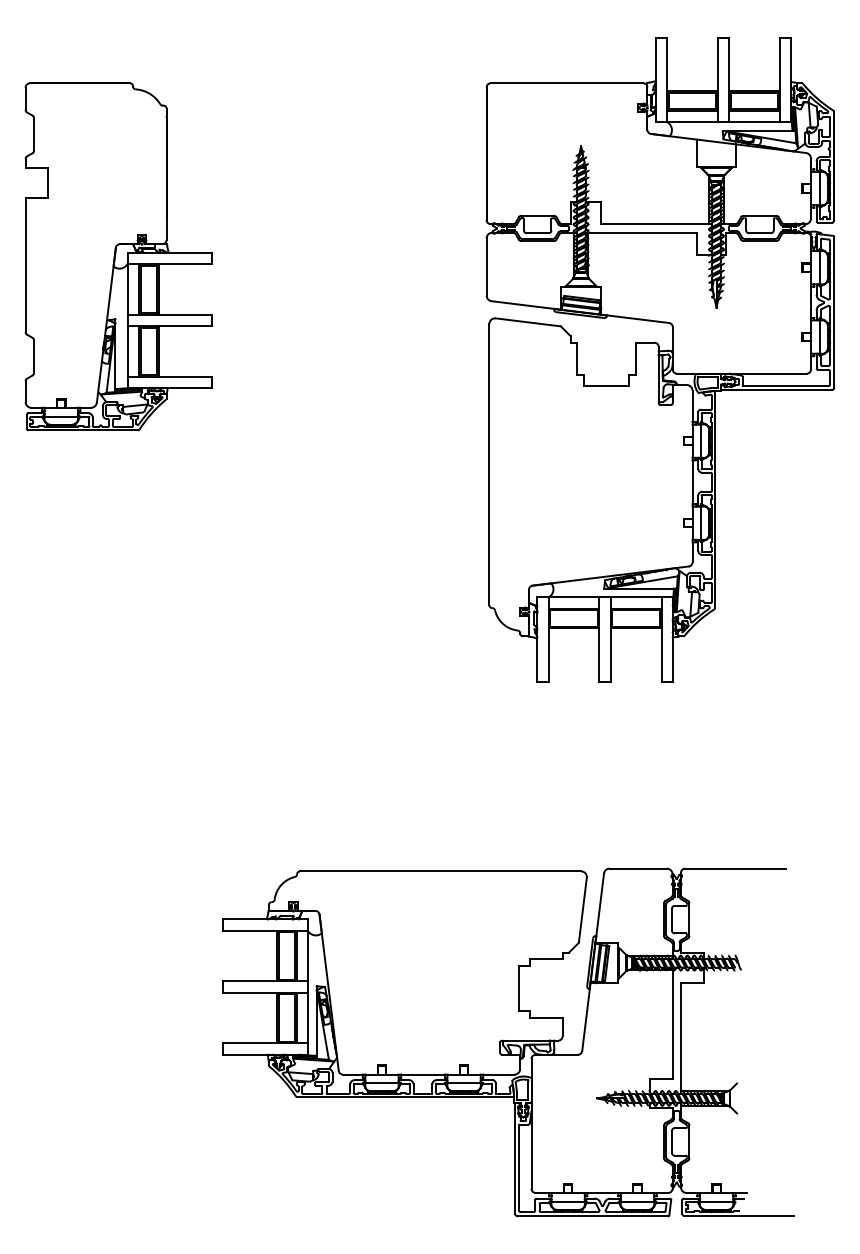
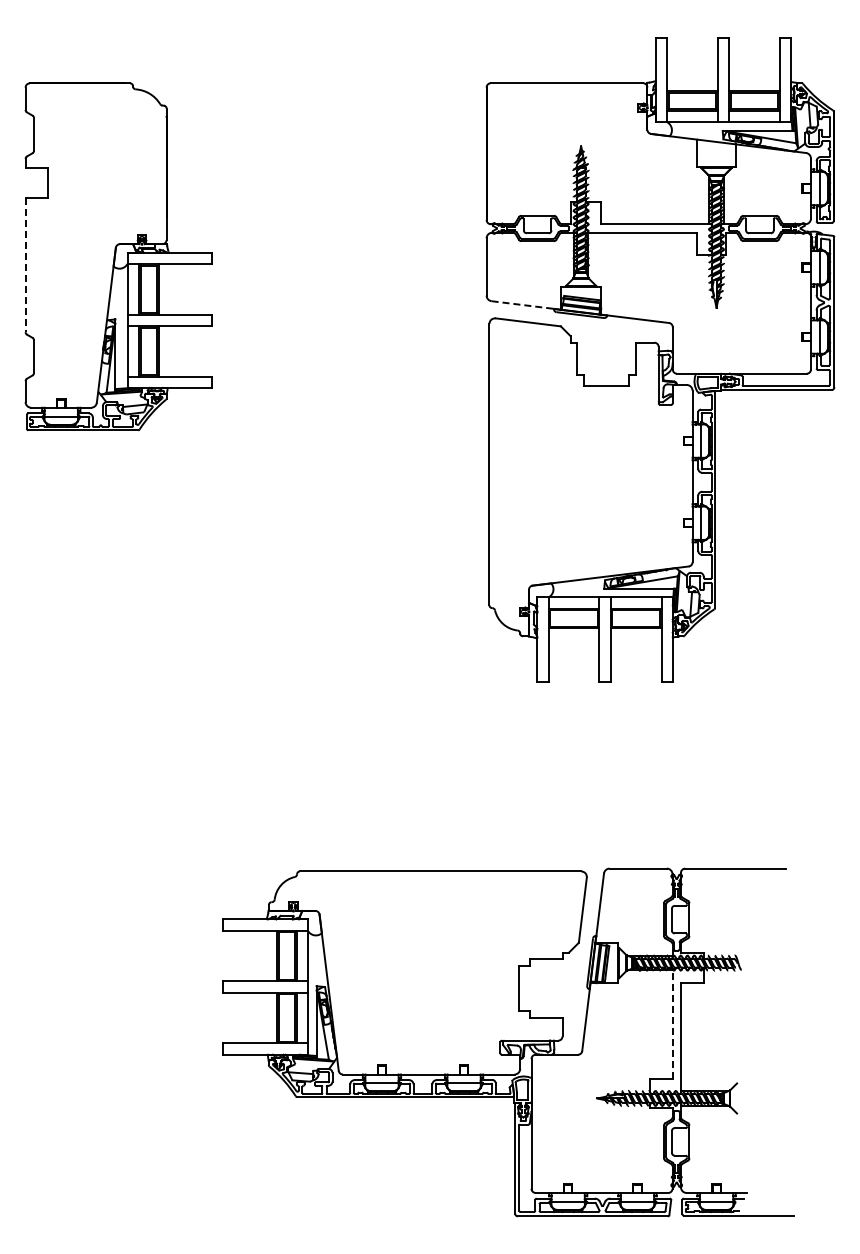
line: solid -> dashed (25, 265)
line: solid -> dashed (522, 305)
line: solid -> dashed (672, 1023)
